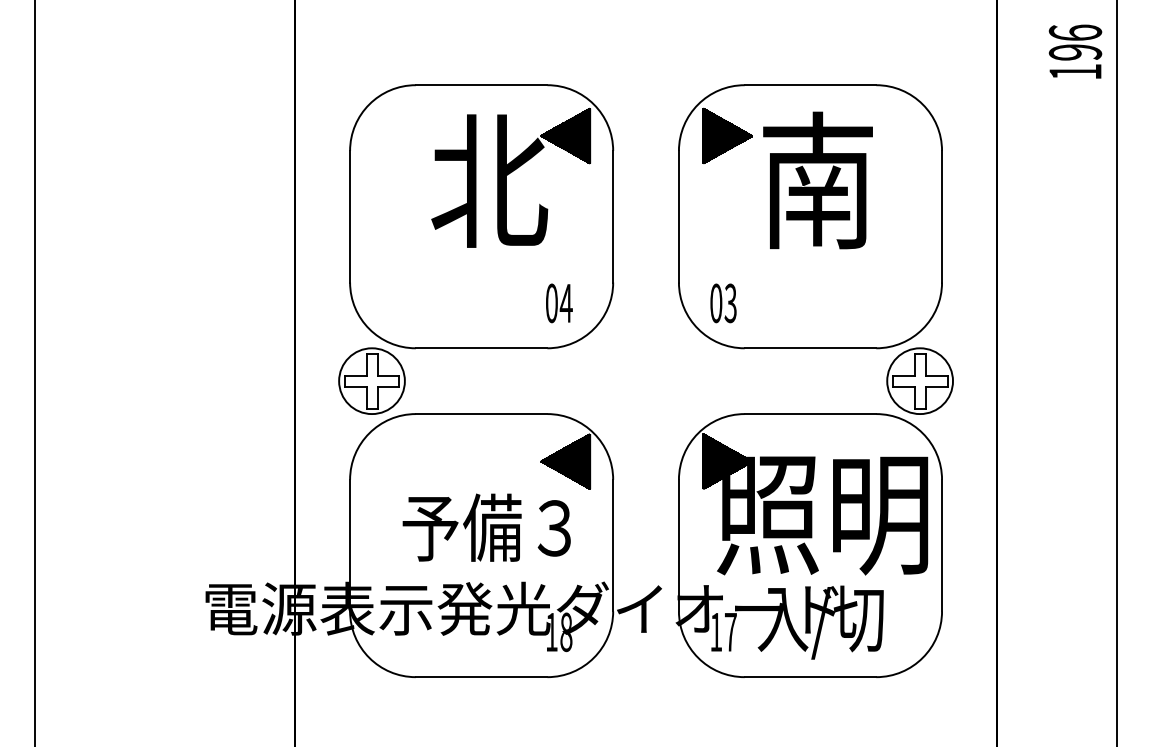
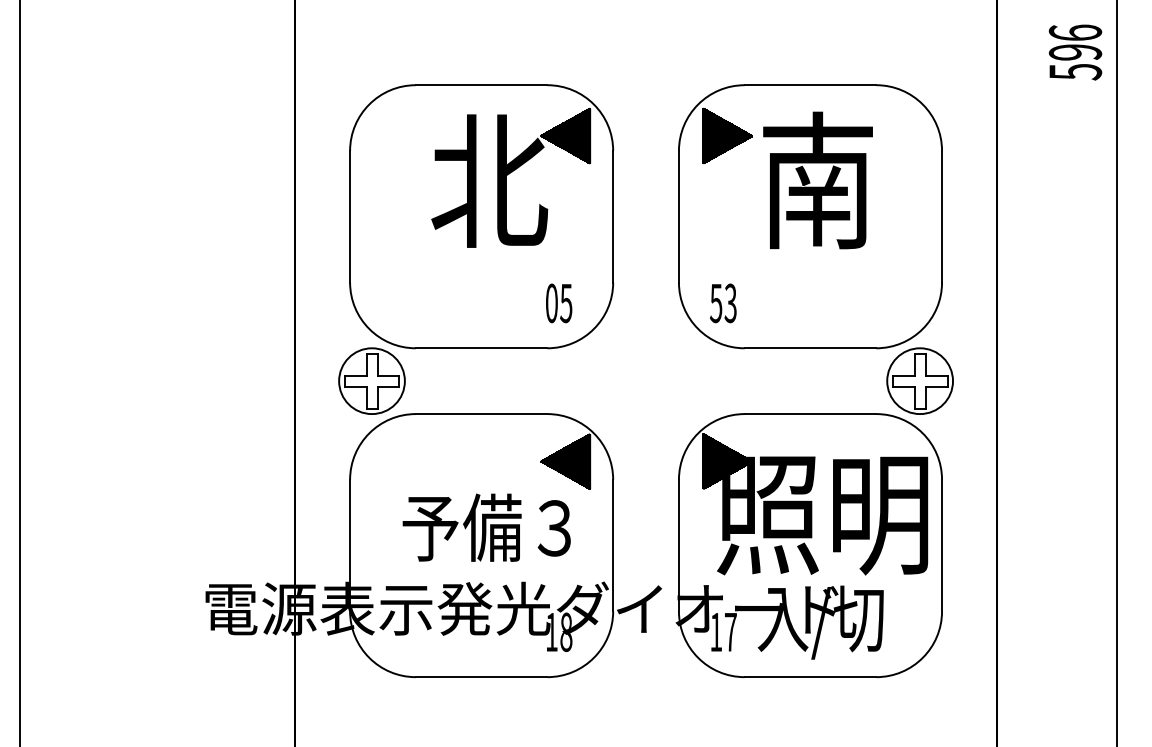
text: 196 -> 596 (1075, 72)
text: 04 -> 05 (565, 303)
text: 03 -> 53 (716, 303)
line position: (34, 372) -> (19, 372) (19, 372)
